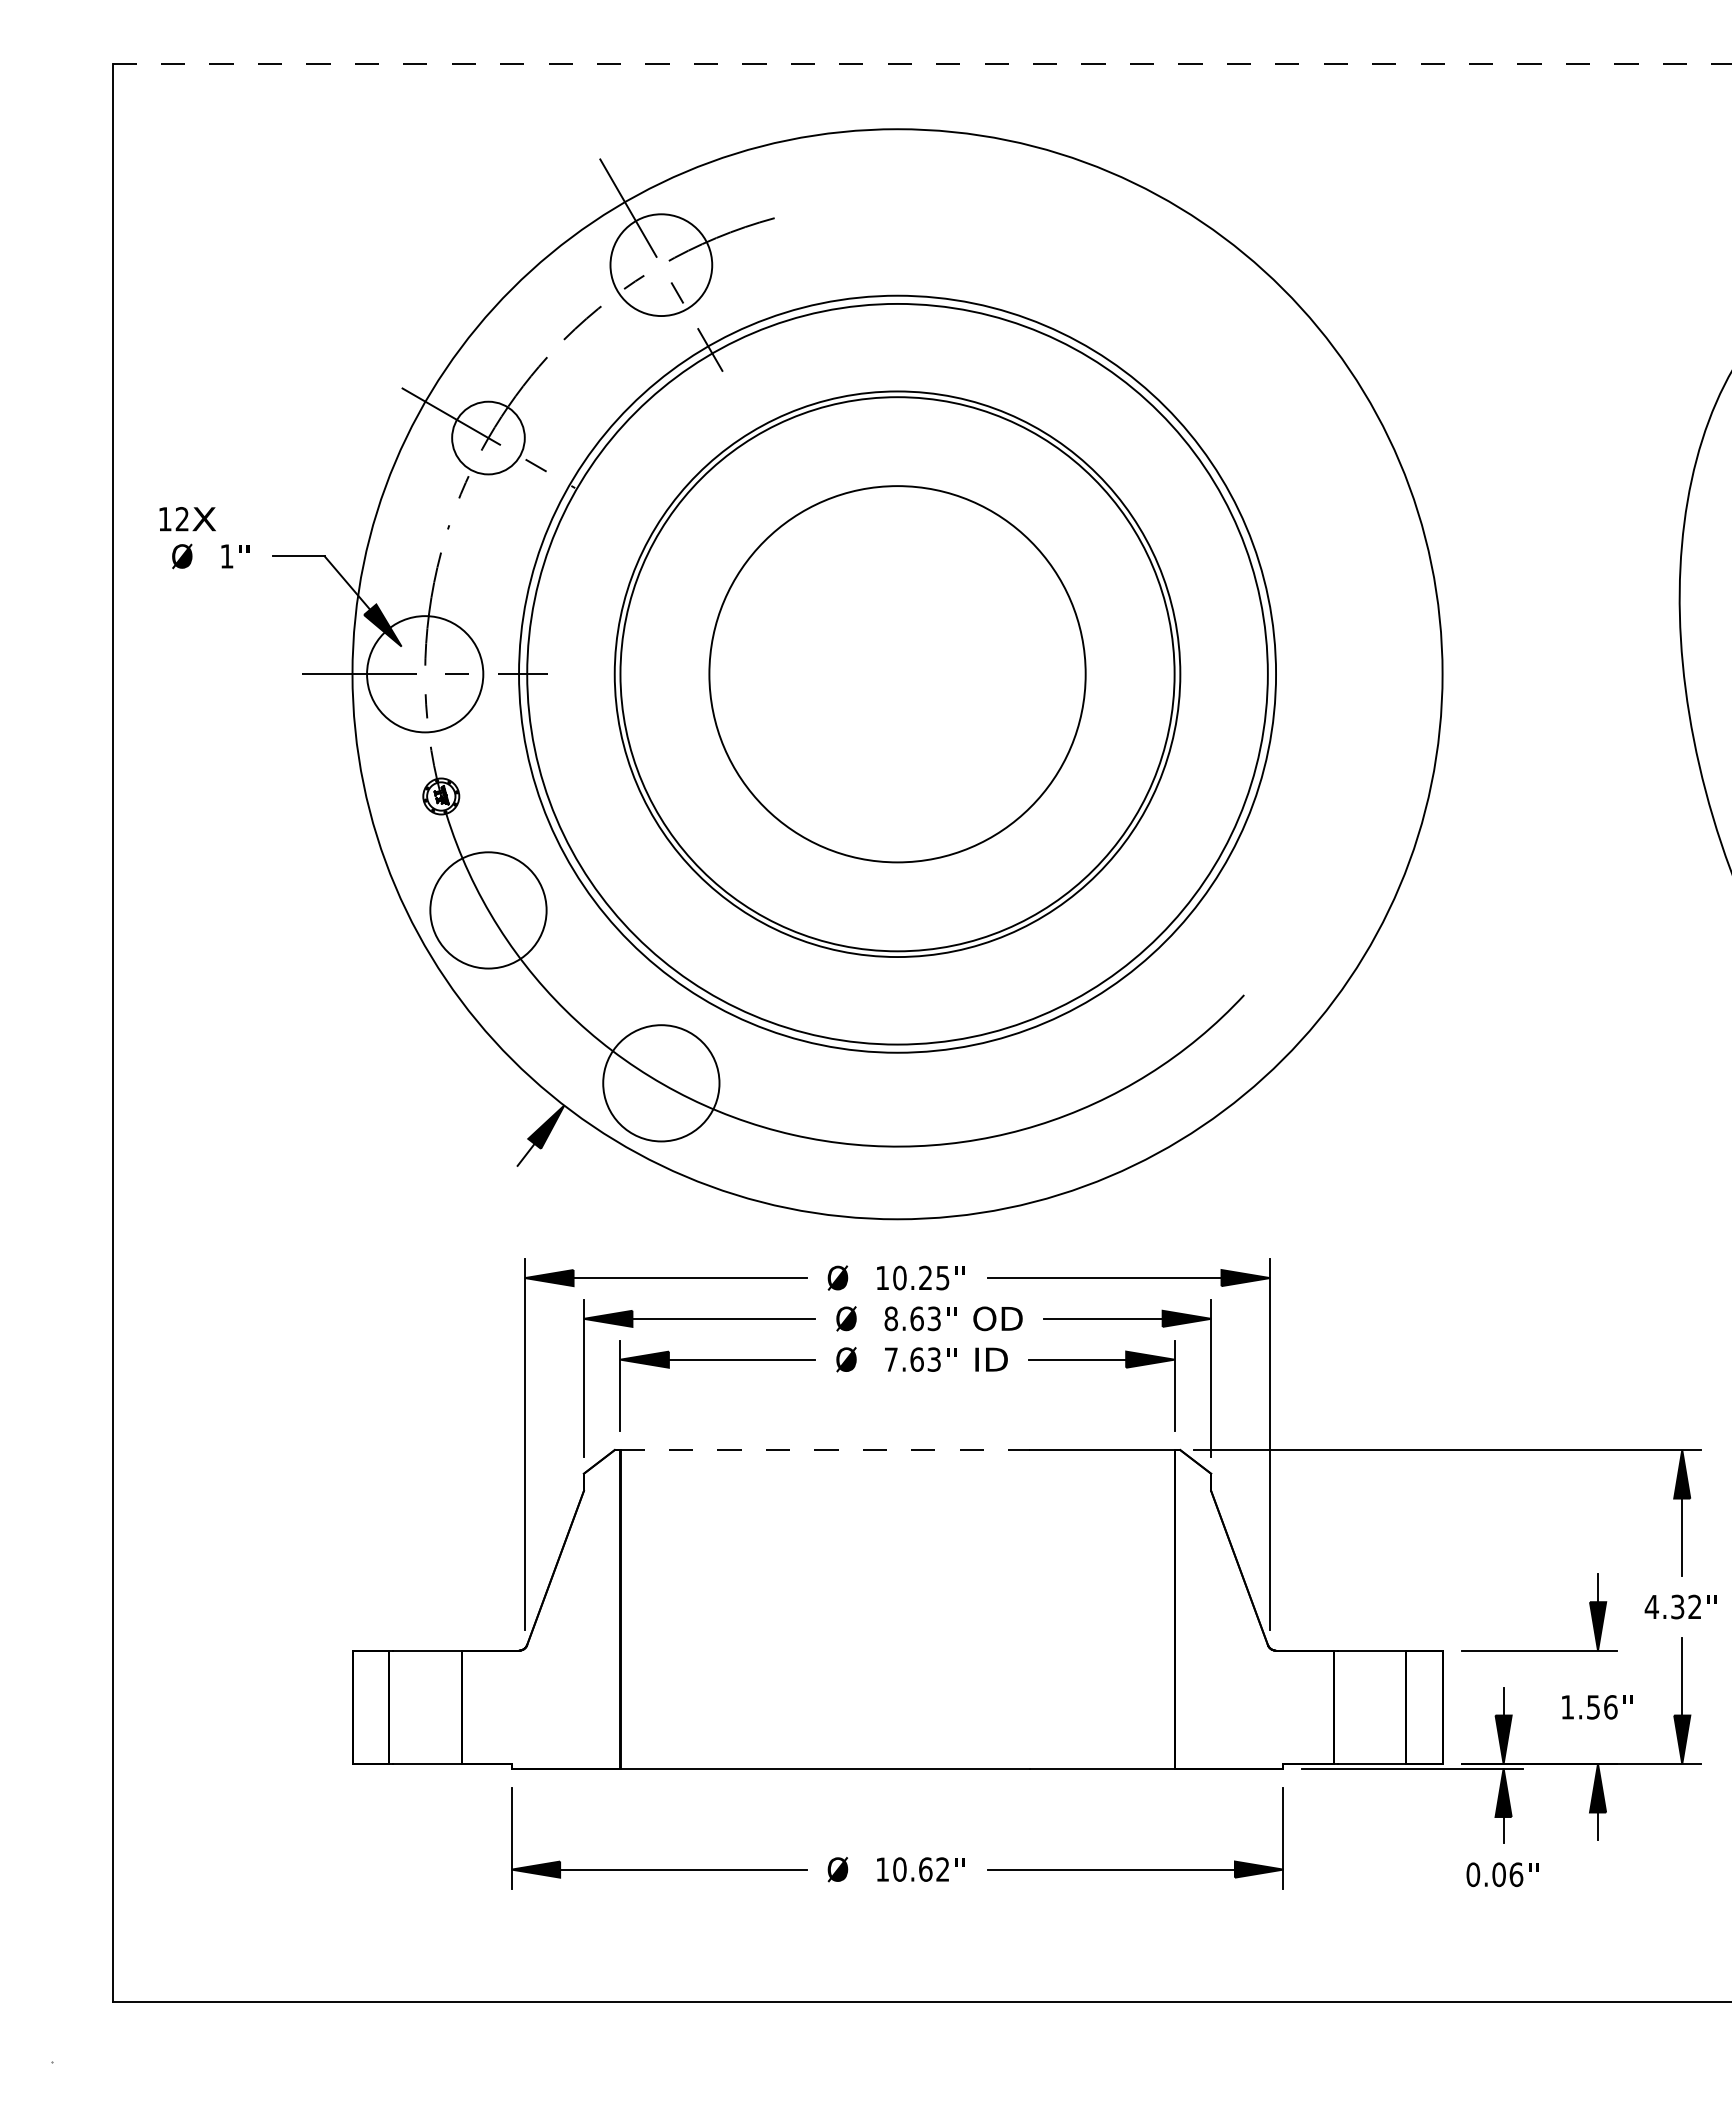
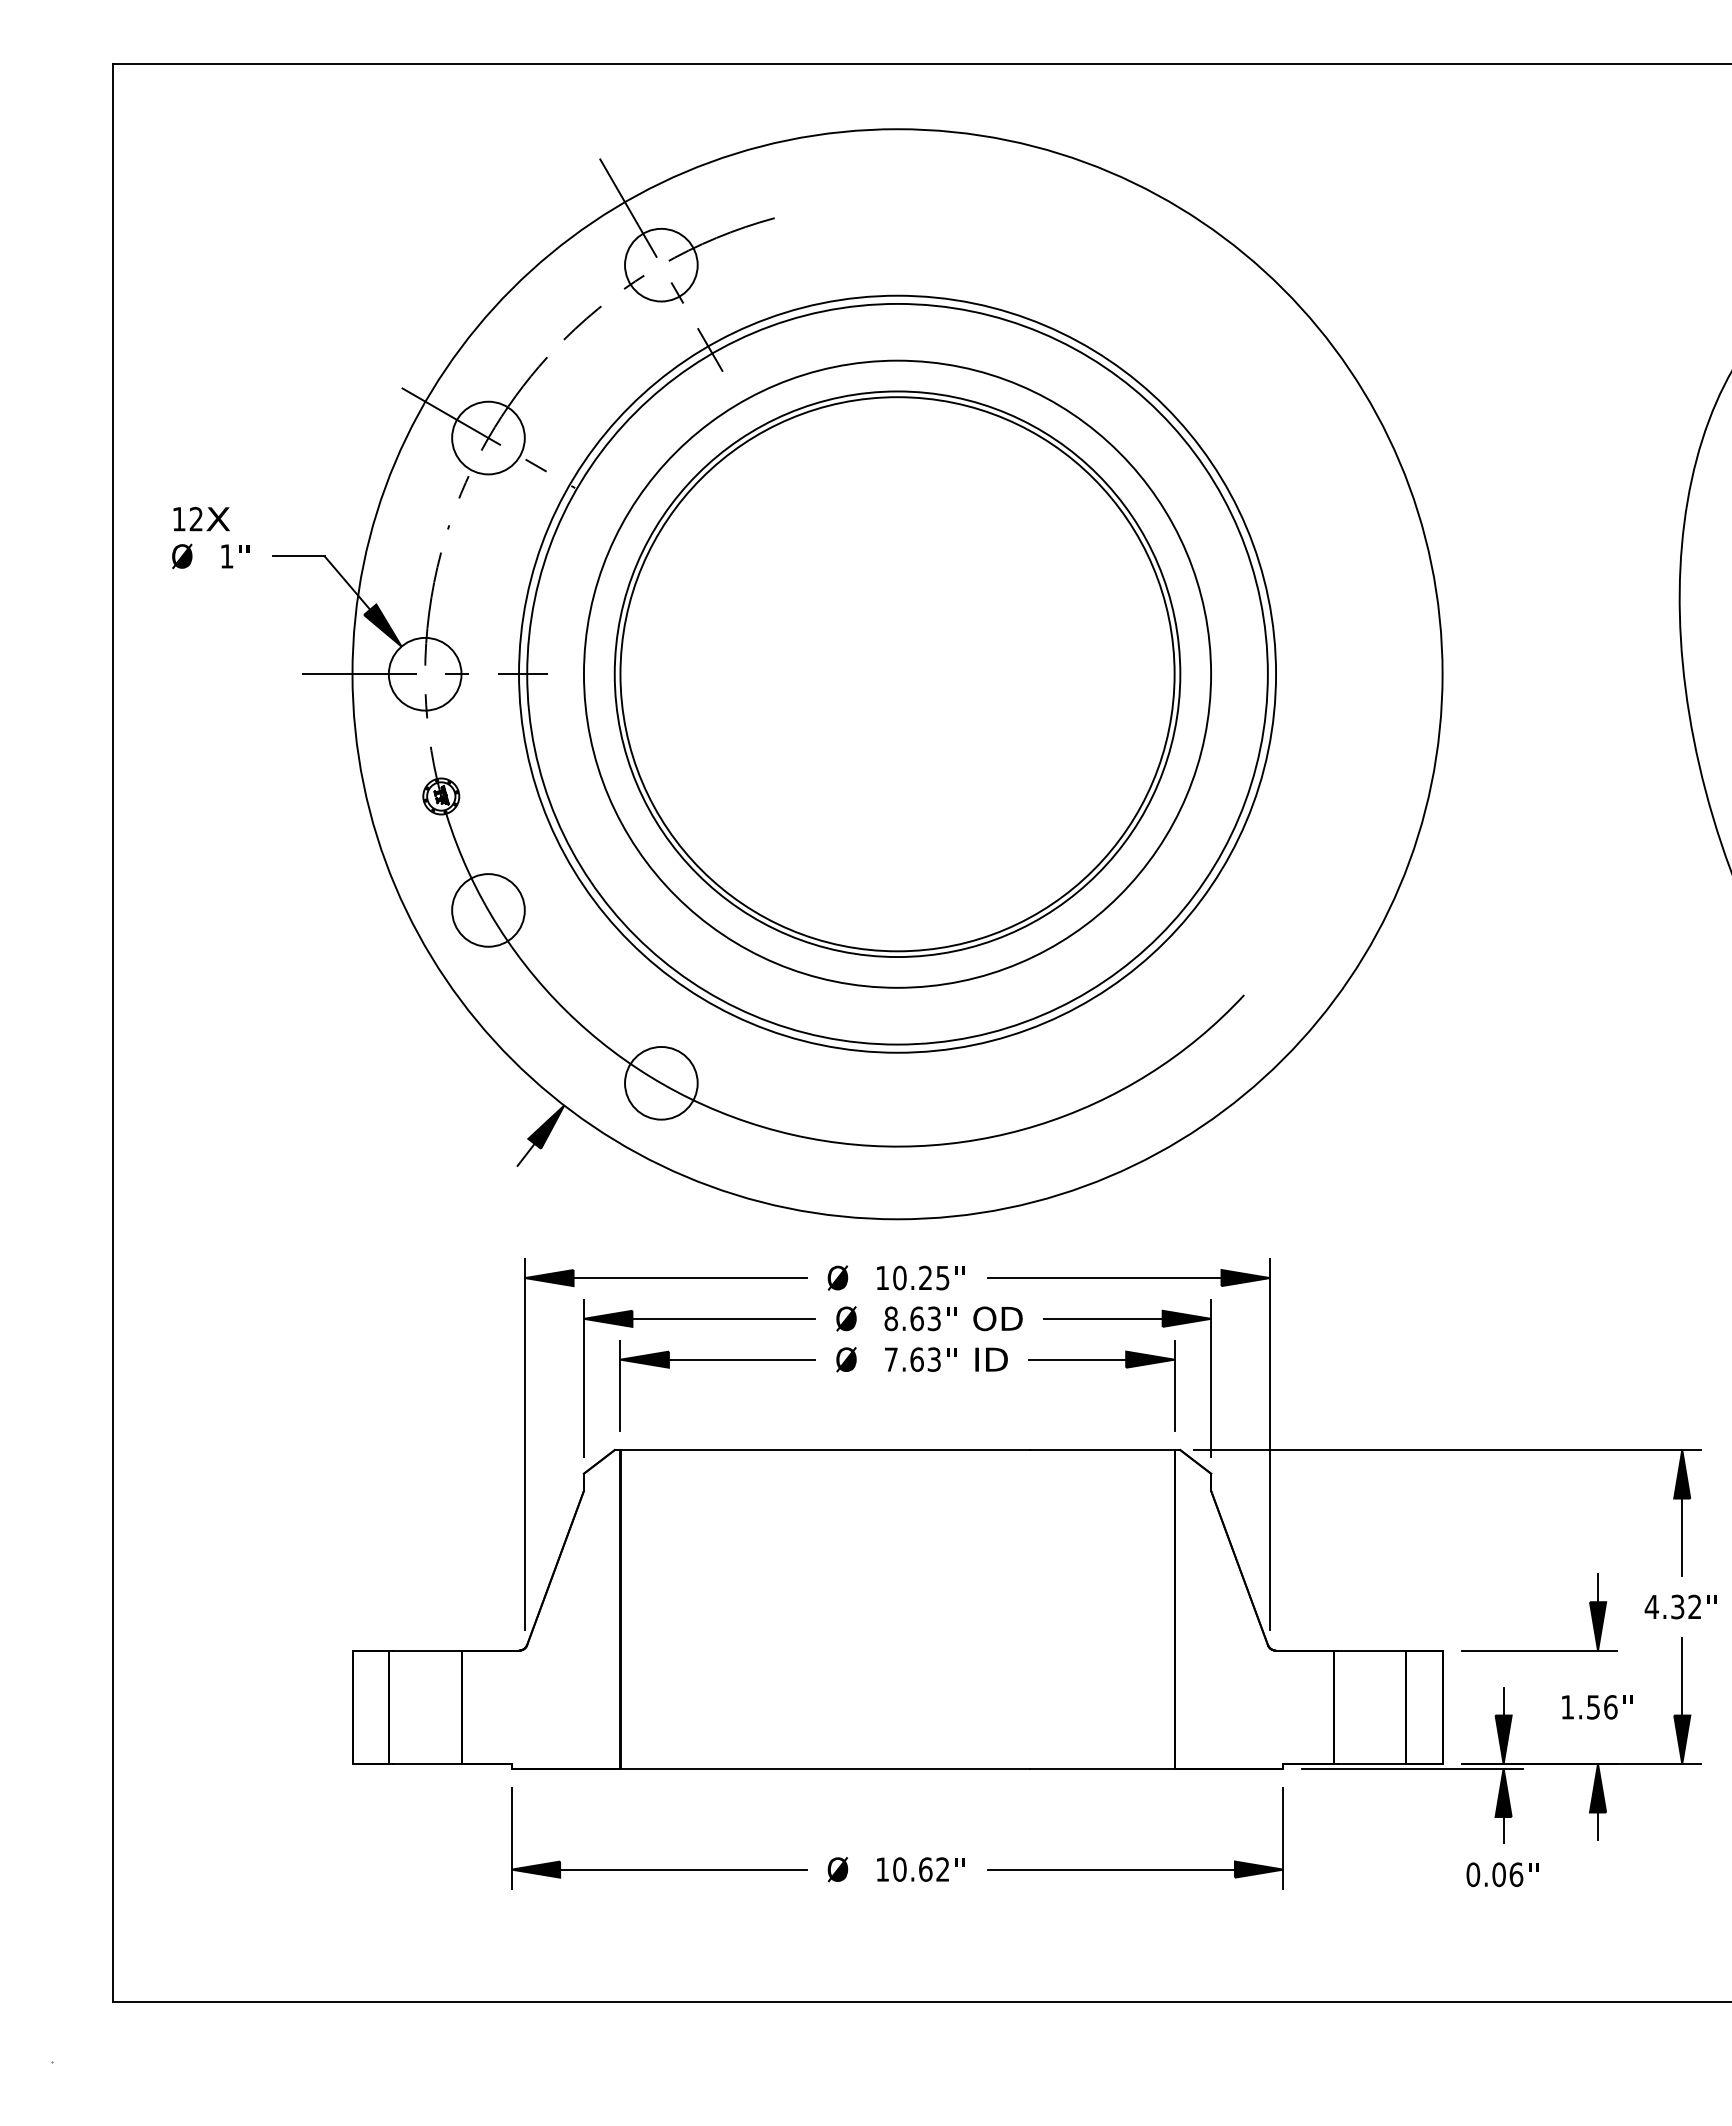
line: dashed -> solid (922, 63)
circle diameter: 102 px -> 73 px (661, 264)
text position: (187, 519) -> (201, 519) (201, 519)
circle diameter: 116 px -> 73 px (424, 673)
circle diameter: 376 px -> 627 px (897, 673)
circle diameter: 116 px -> 73 px (488, 910)
circle diameter: 116 px -> 73 px (661, 1082)
line: dashed -> solid (825, 1450)
